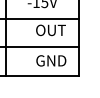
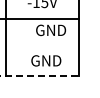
text: OUT -> GND (52, 30)
line: present -> none (40, 47)
text position: (51, 60) -> (46, 60) (46, 60)
line: solid -> dashed (40, 75)
